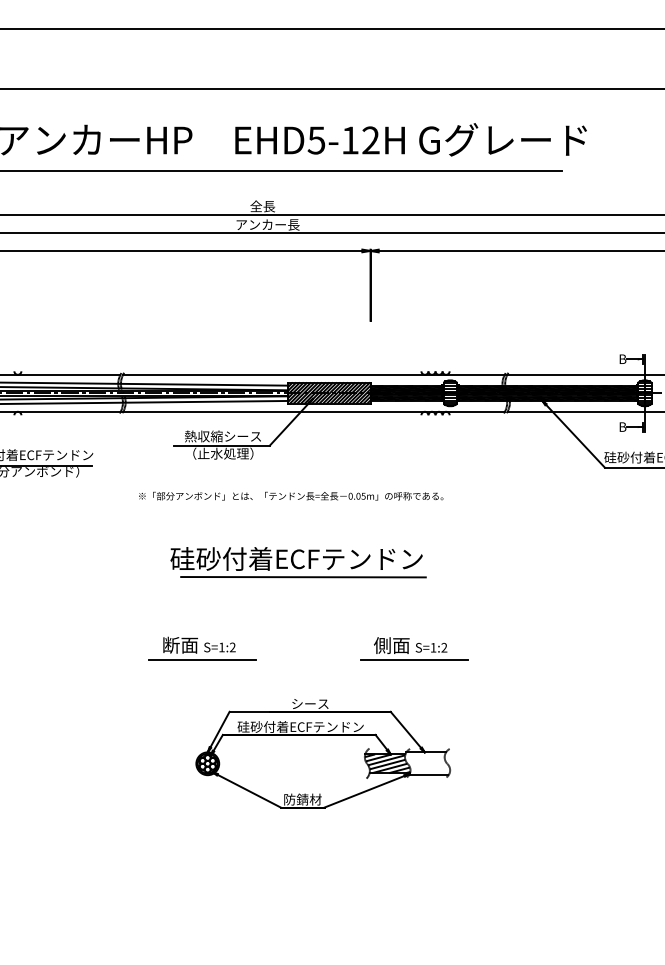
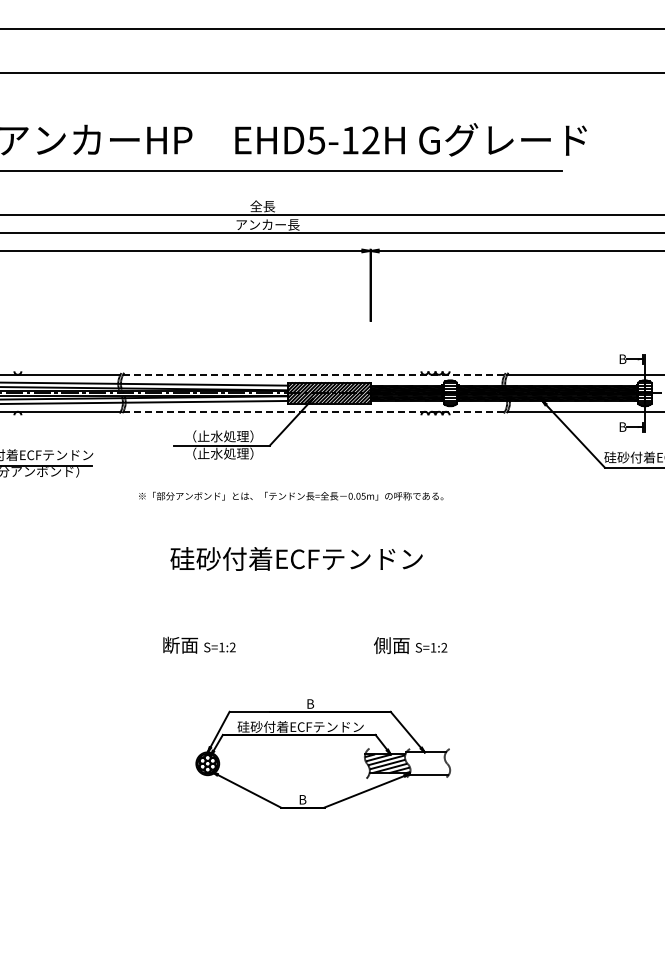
line position: (331, 89) -> (331, 73) (331, 73)
line: solid -> dashed (313, 374)
line: solid -> dashed (314, 411)
text: 熱収縮シース -> （止水処理） (222, 436)
line: present -> none (303, 577)
line: present -> none (201, 659)
line: present -> none (413, 659)
text: シース -> B (310, 703)
text: 防錆材 -> B (302, 799)
